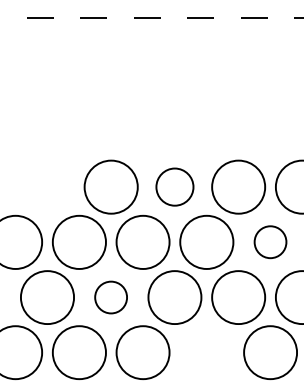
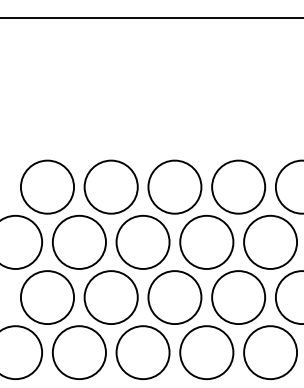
line: dashed -> solid (152, 18)
part: none -> present (47, 186)
part size: 40x40 px -> 56x56 px (174, 186)
part size: 35x35 px -> 55x56 px (270, 241)
part size: 34x35 px -> 56x55 px (110, 297)
part: none -> present (206, 352)
